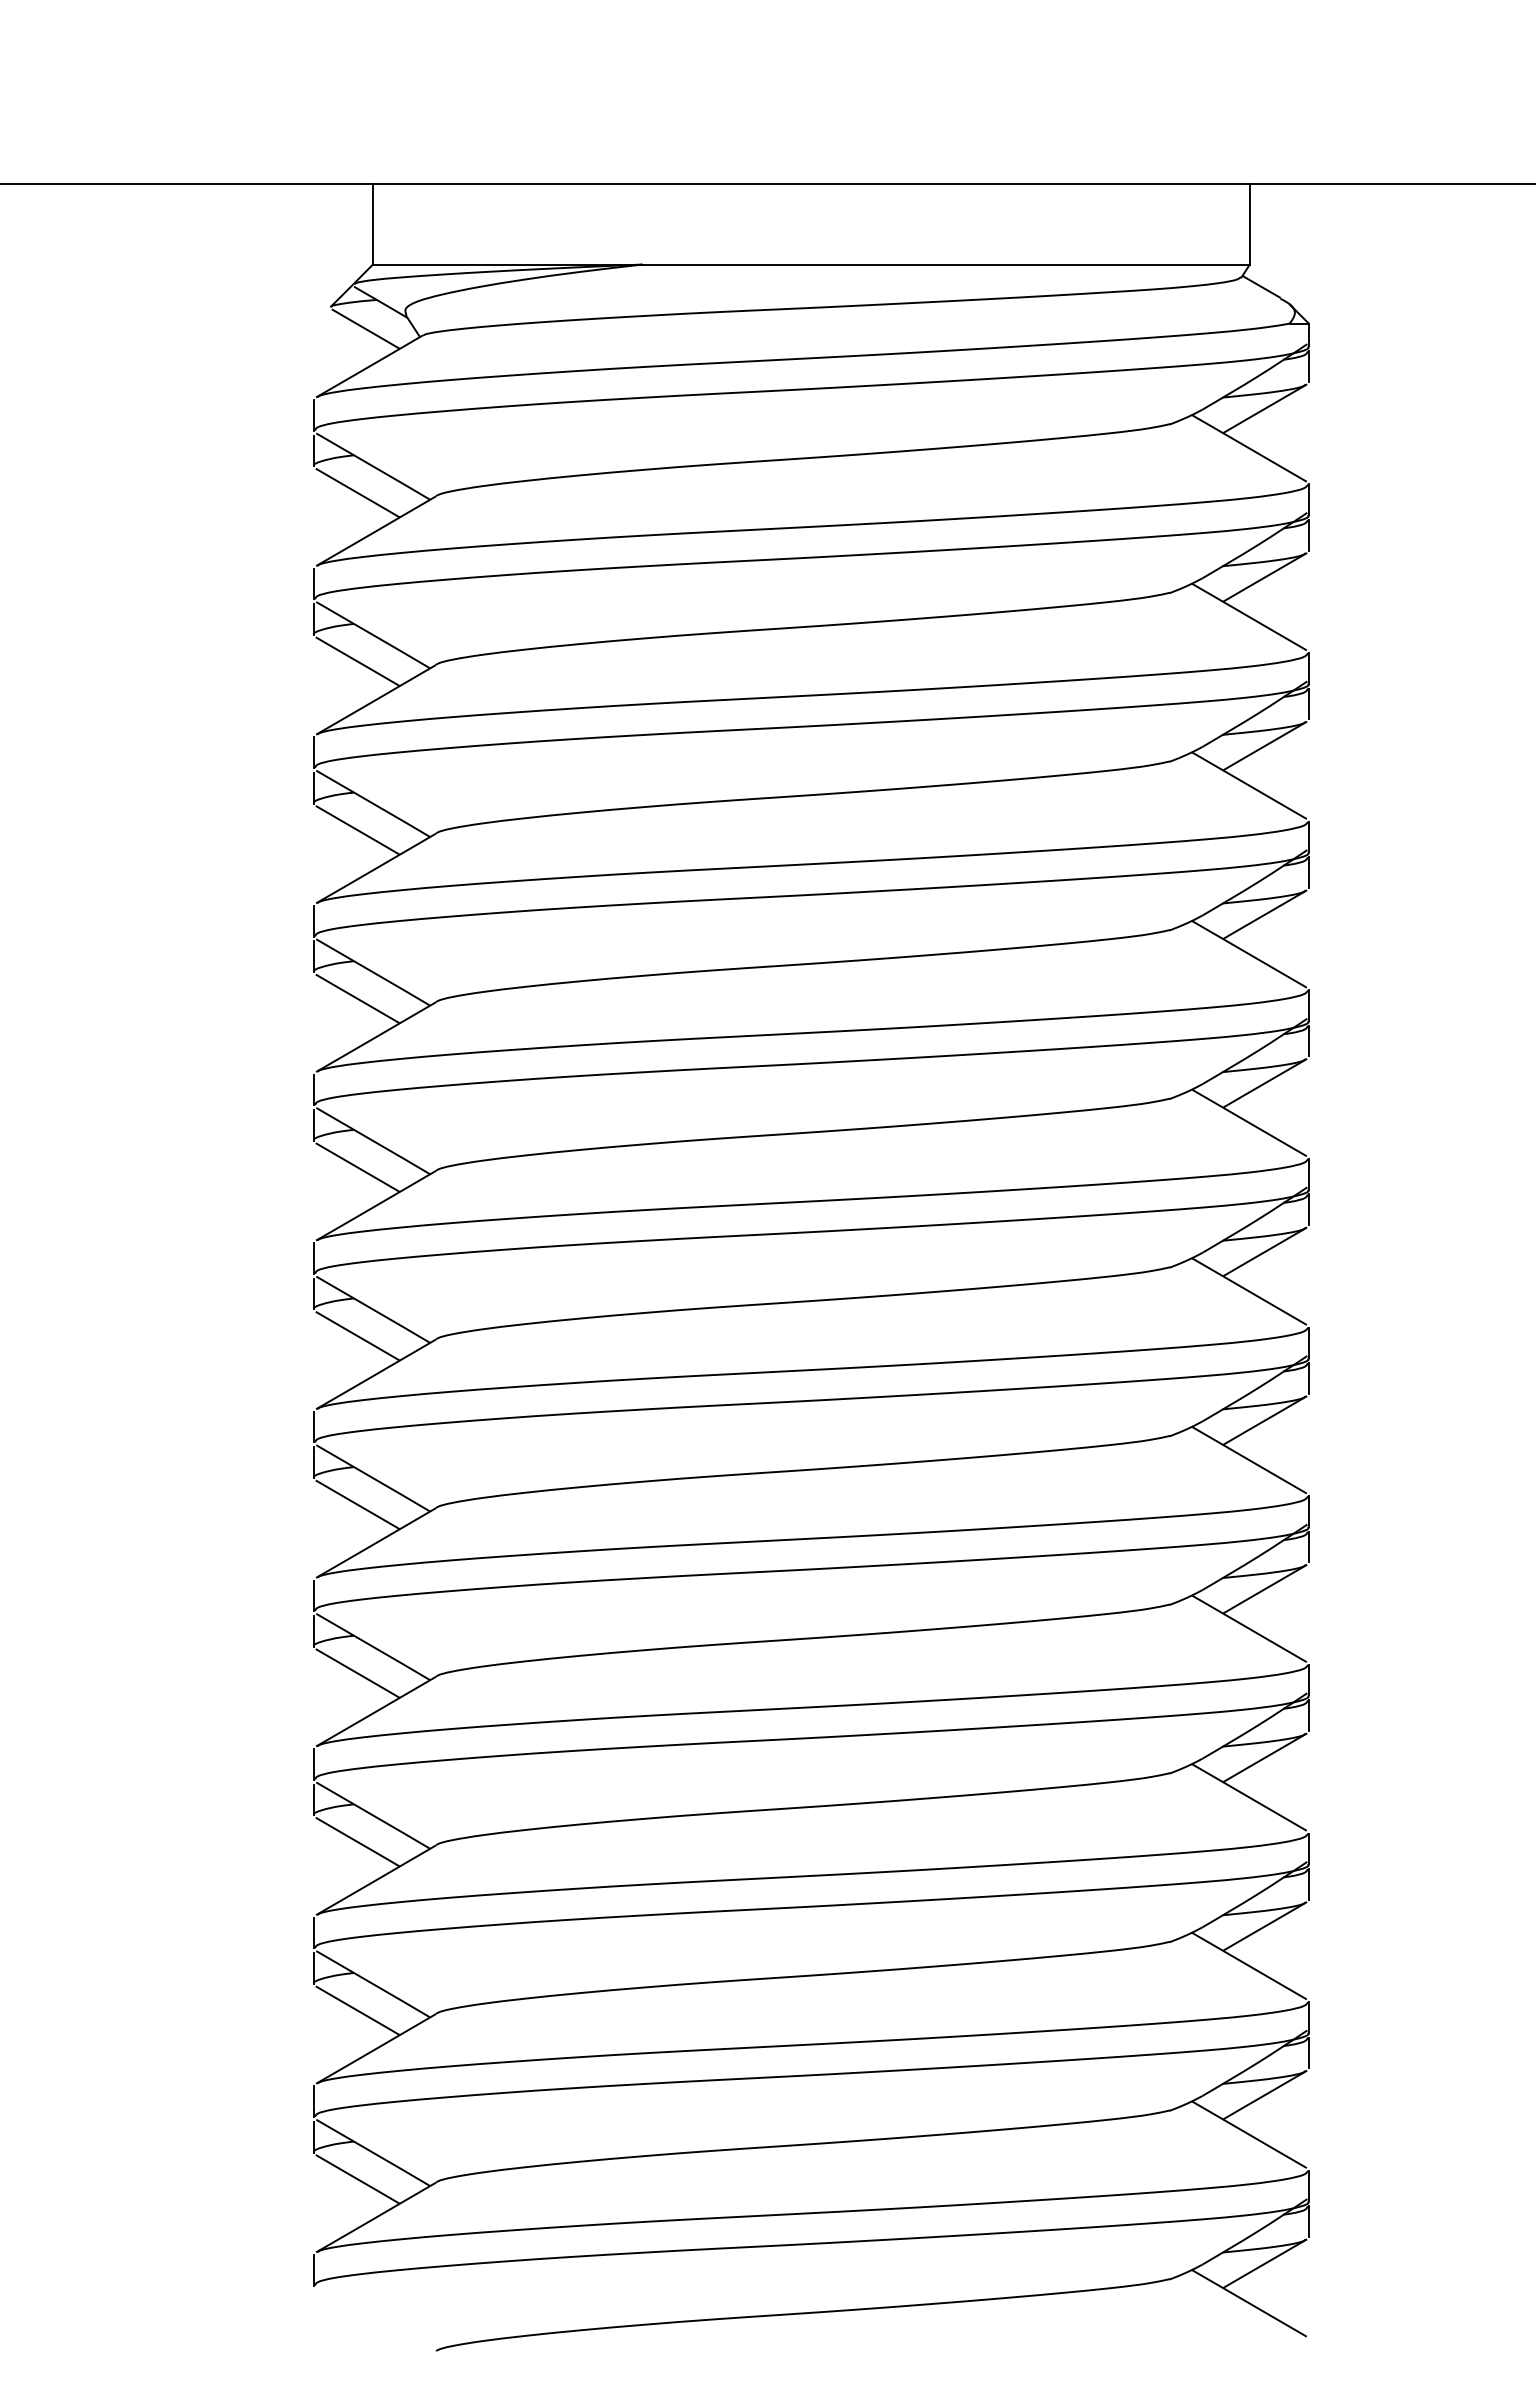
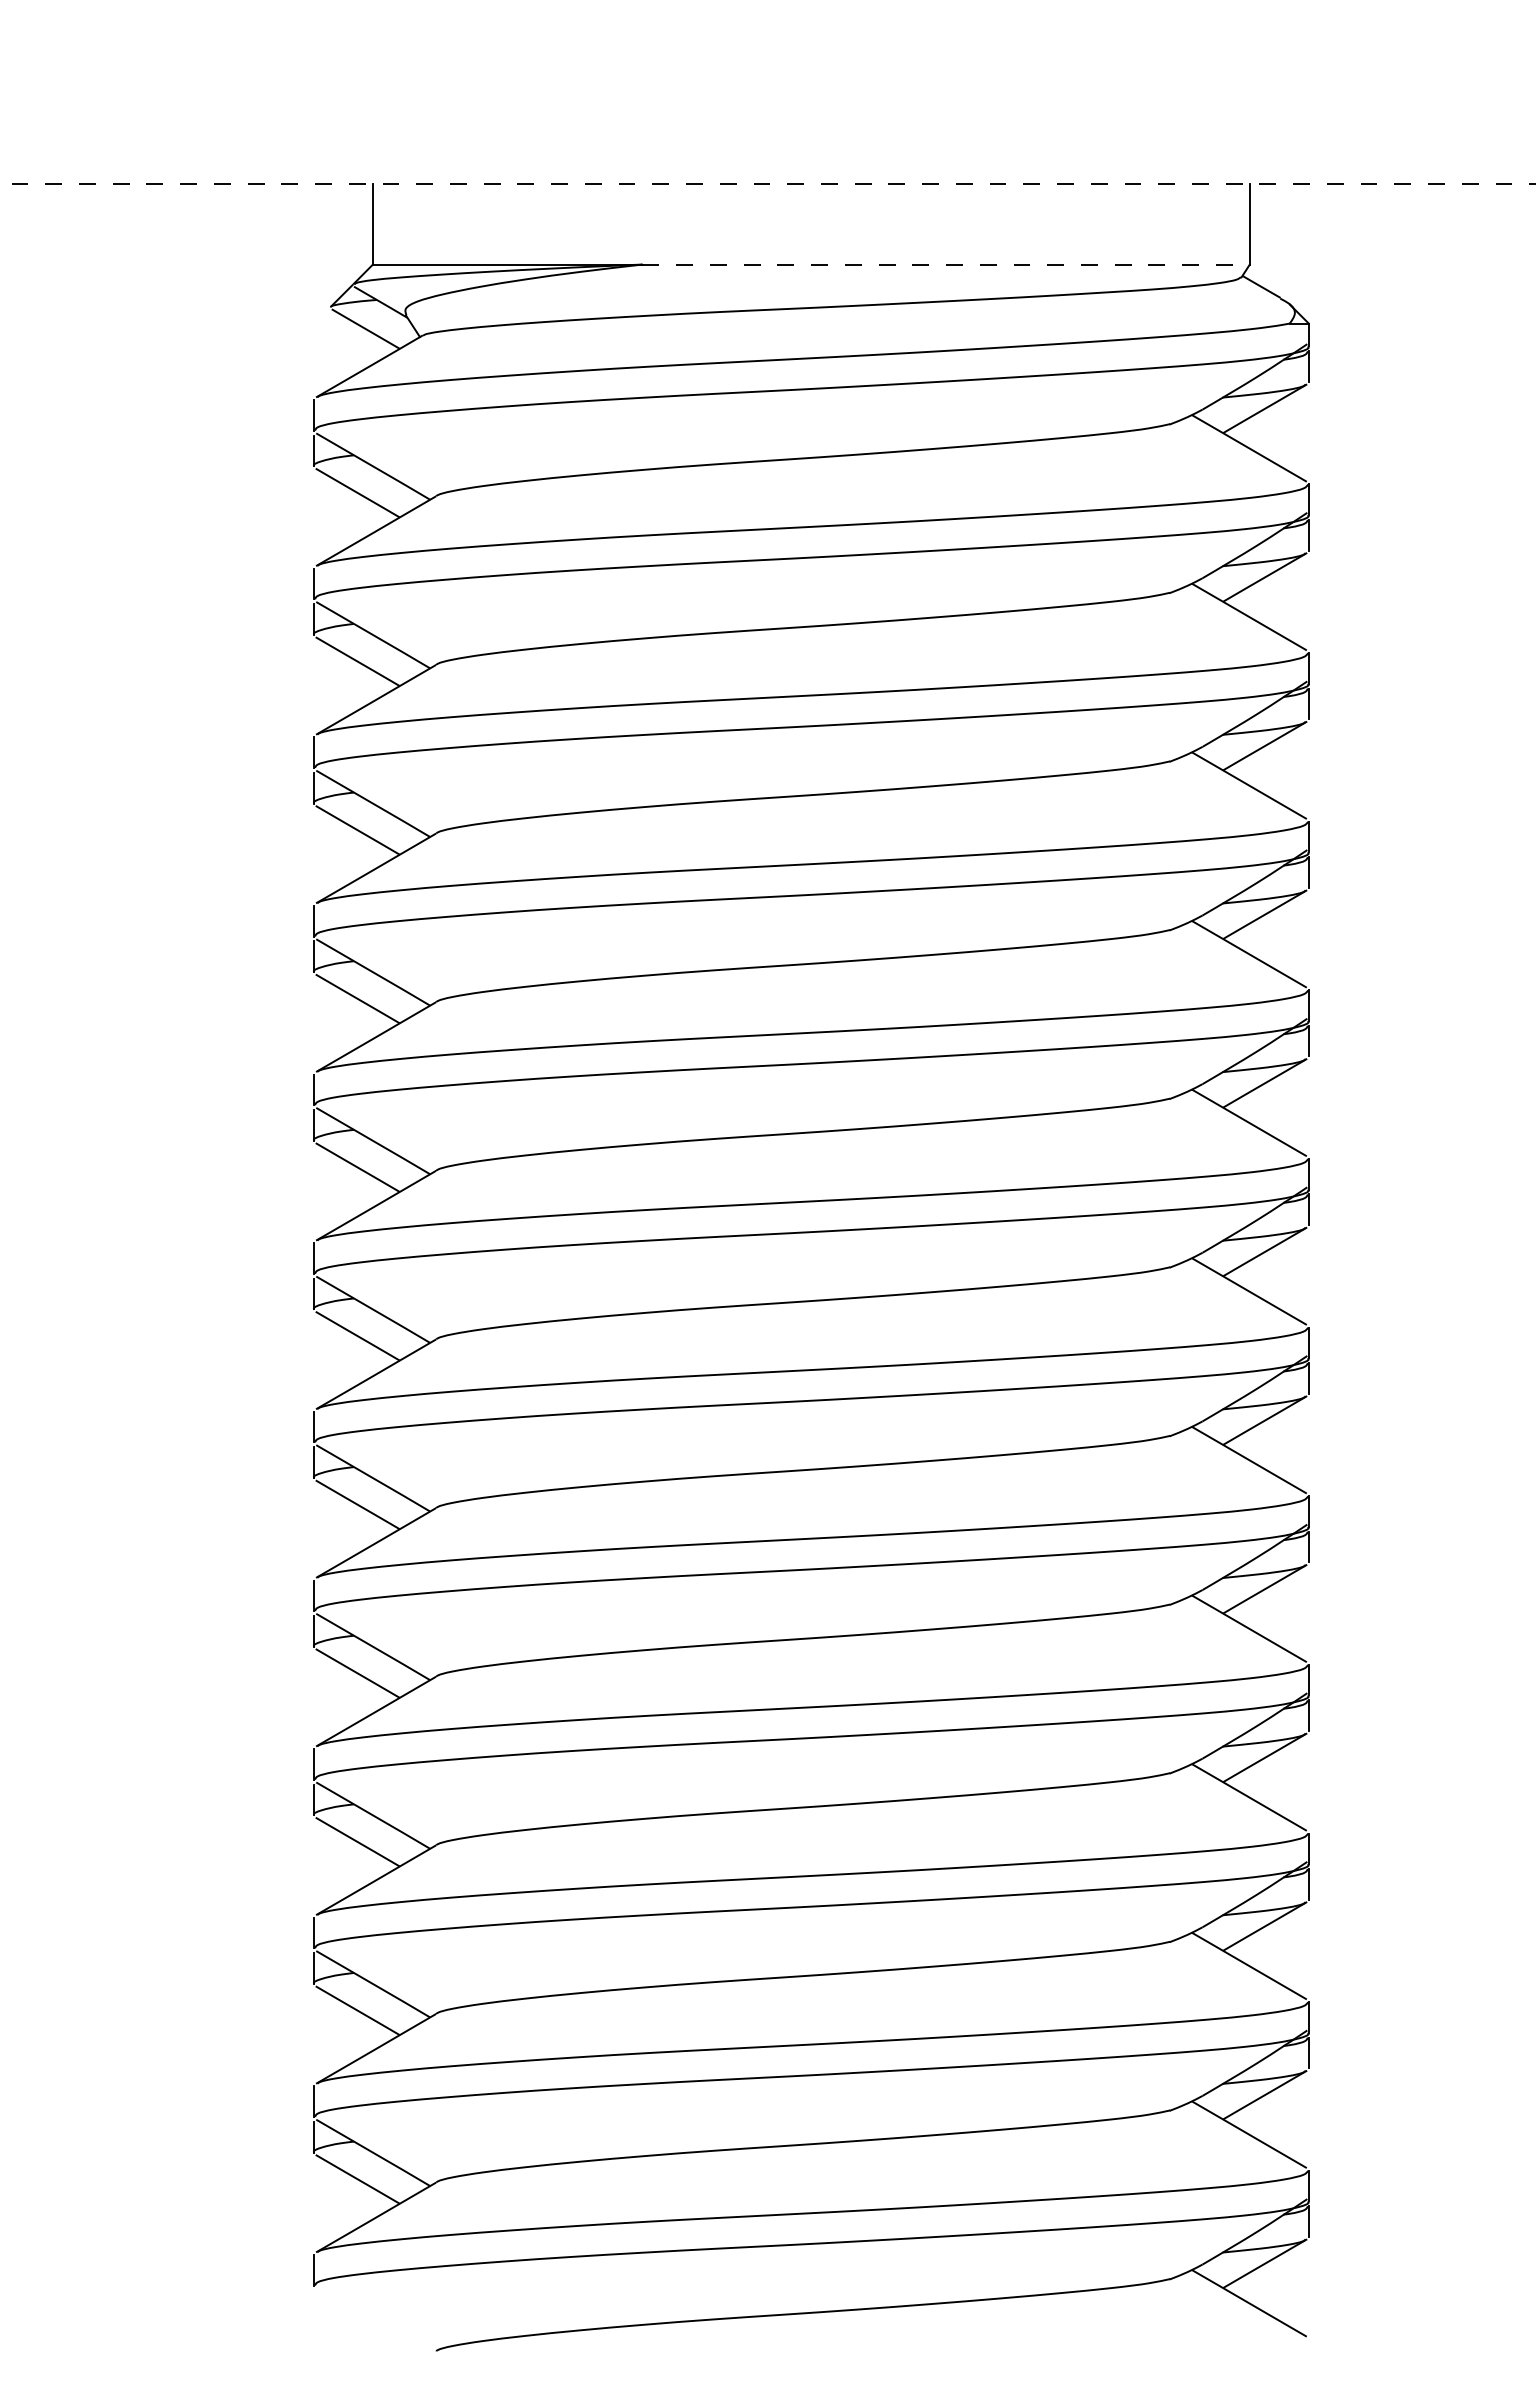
line: solid -> dashed (767, 183)
line: solid -> dashed (946, 264)
